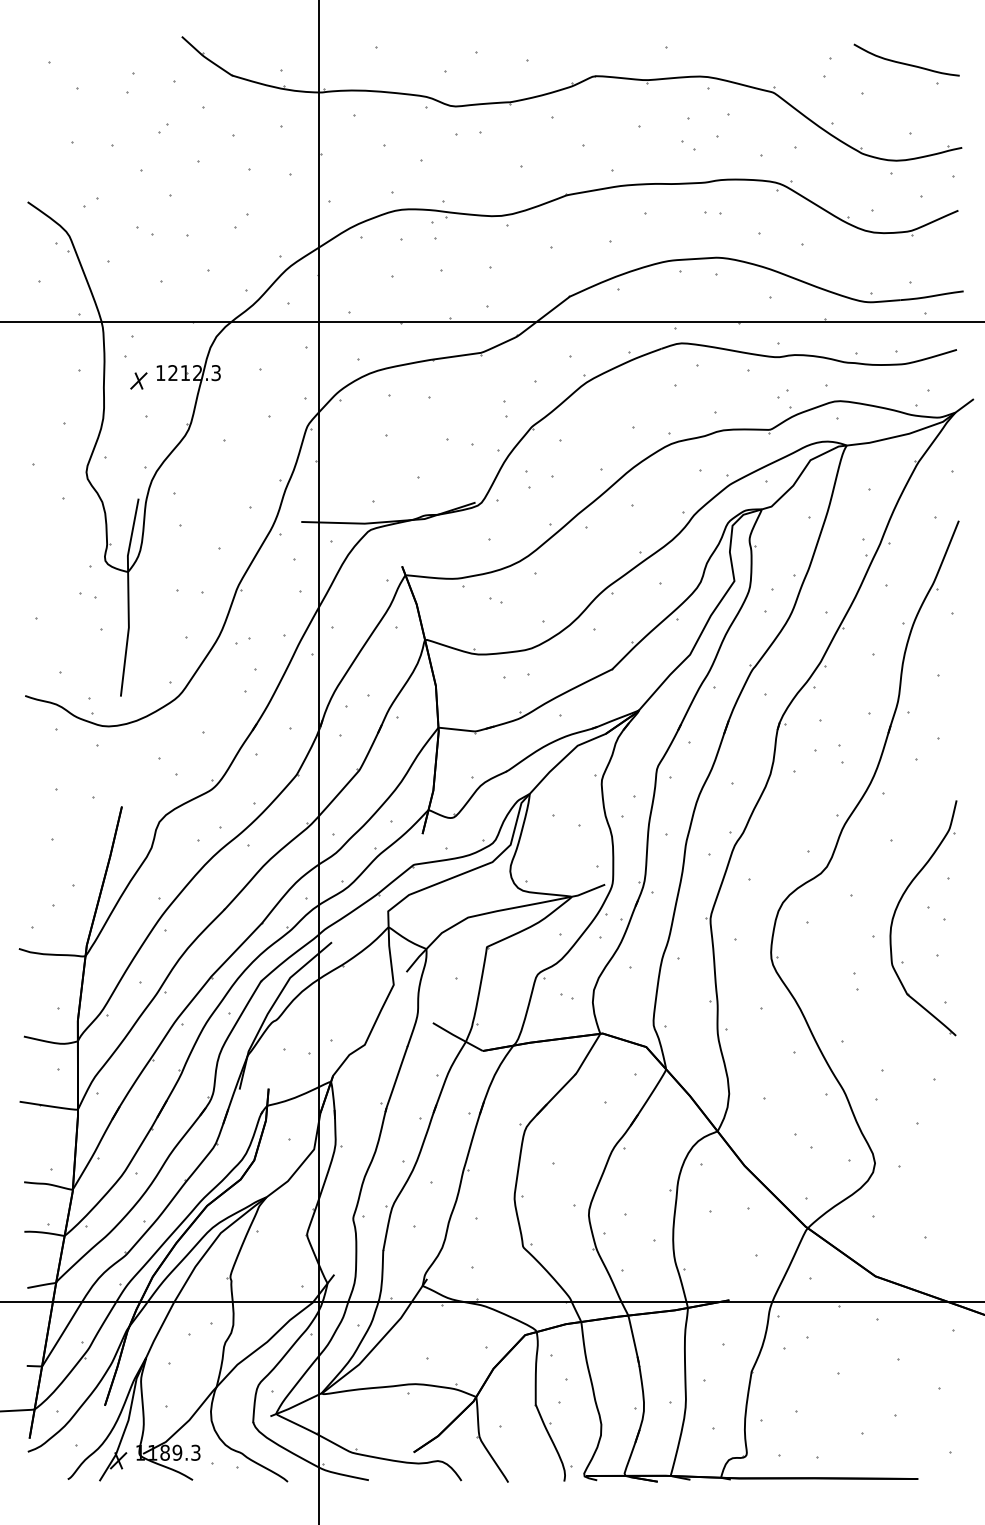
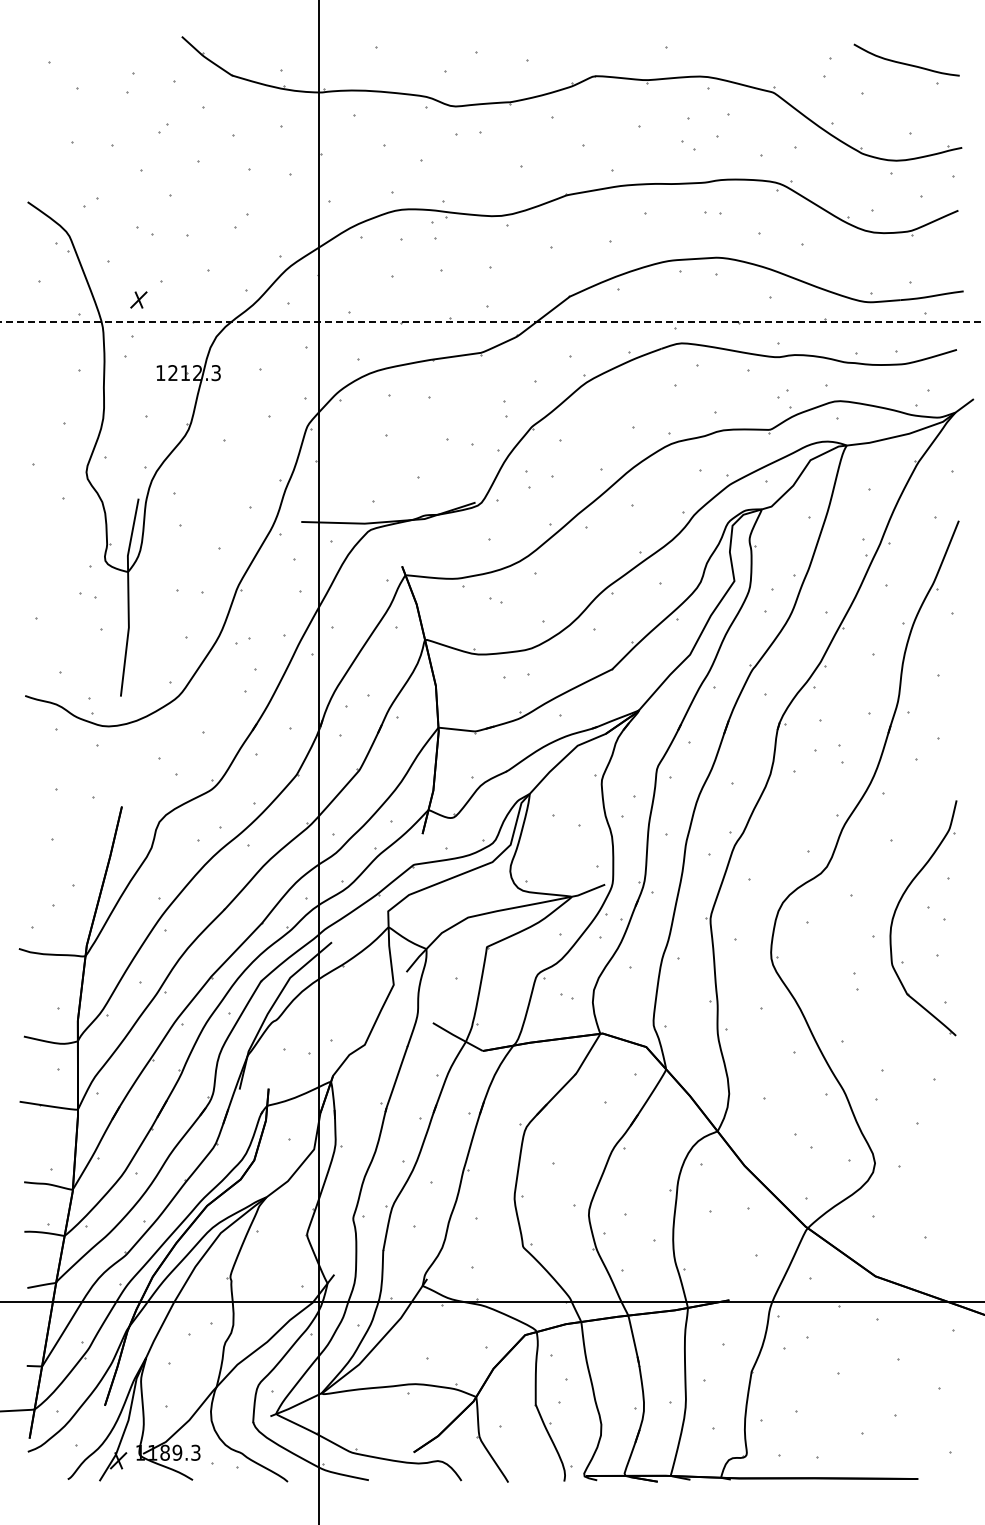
line: solid -> dashed (492, 321)
part position: (138, 380) -> (138, 299) (138, 299)
